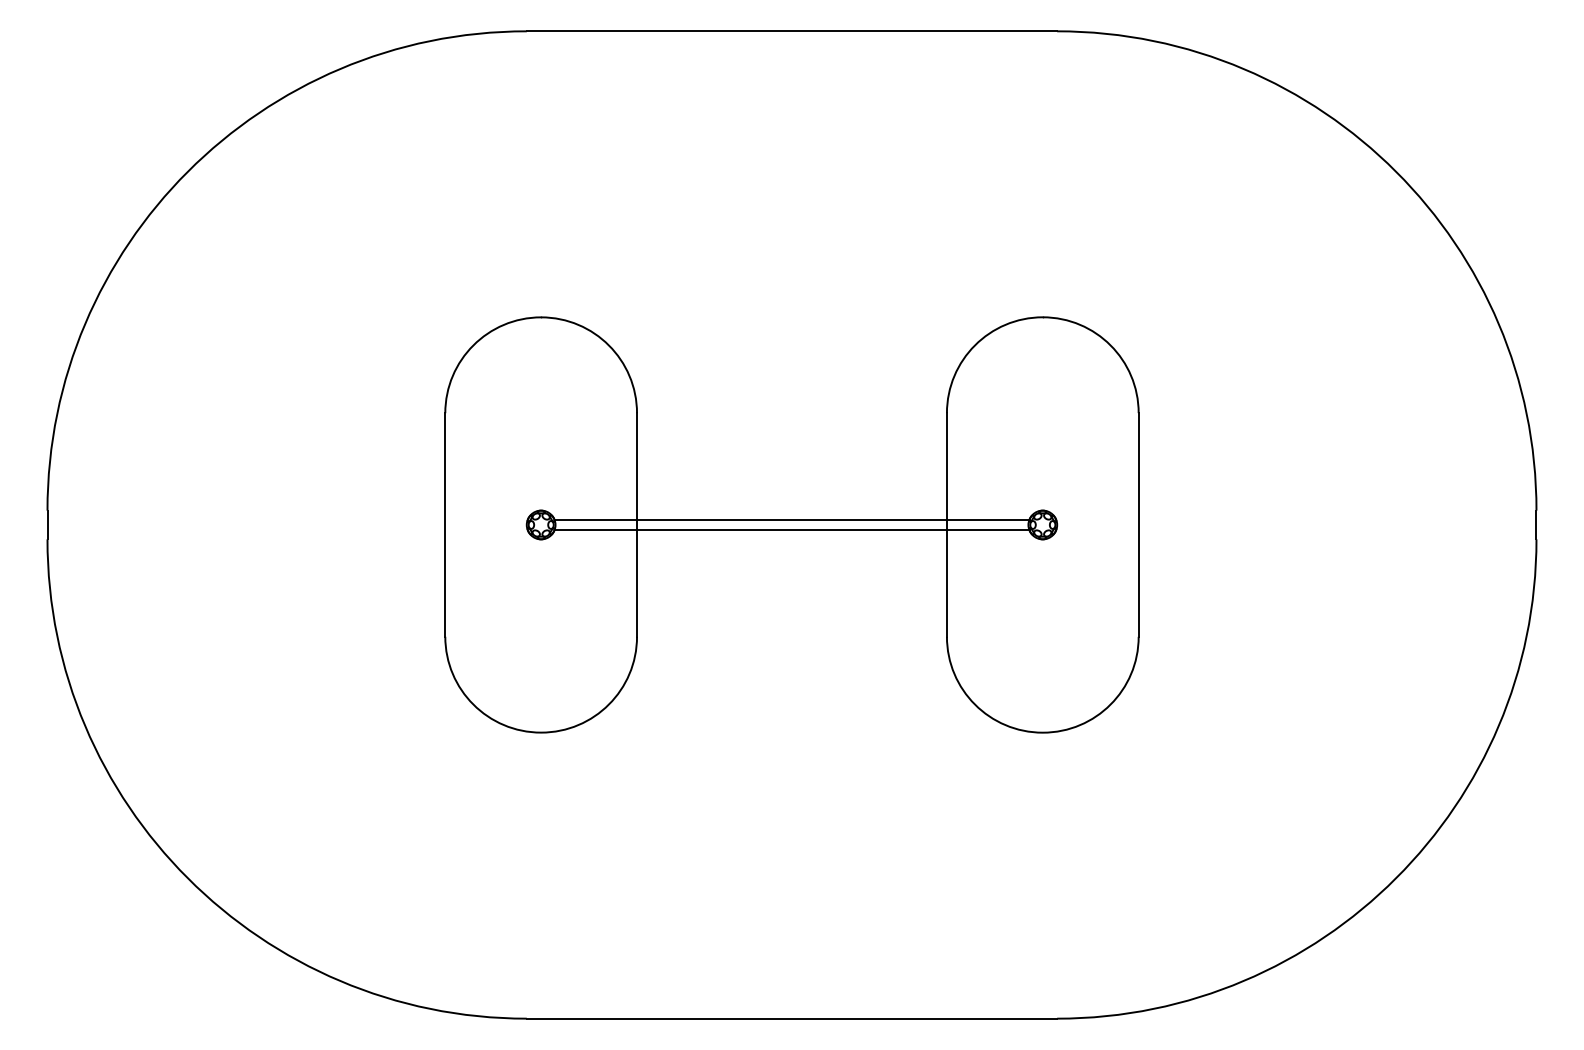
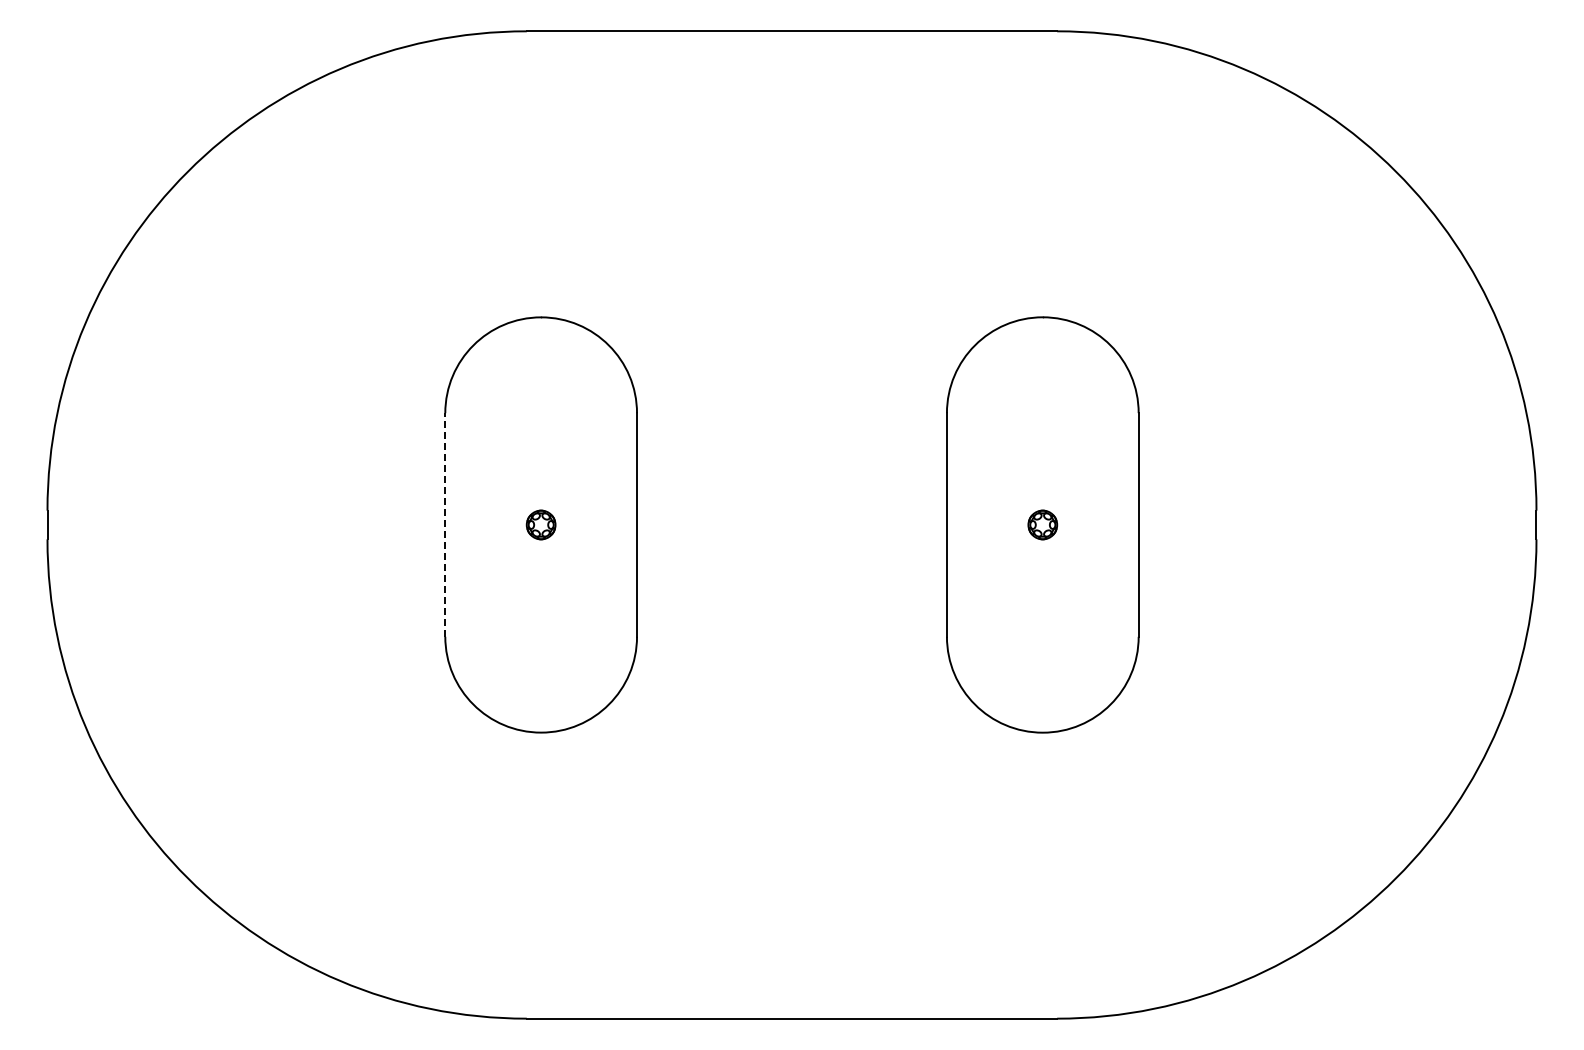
line: present -> none (791, 519)
line: solid -> dashed (445, 524)
line: present -> none (791, 530)
